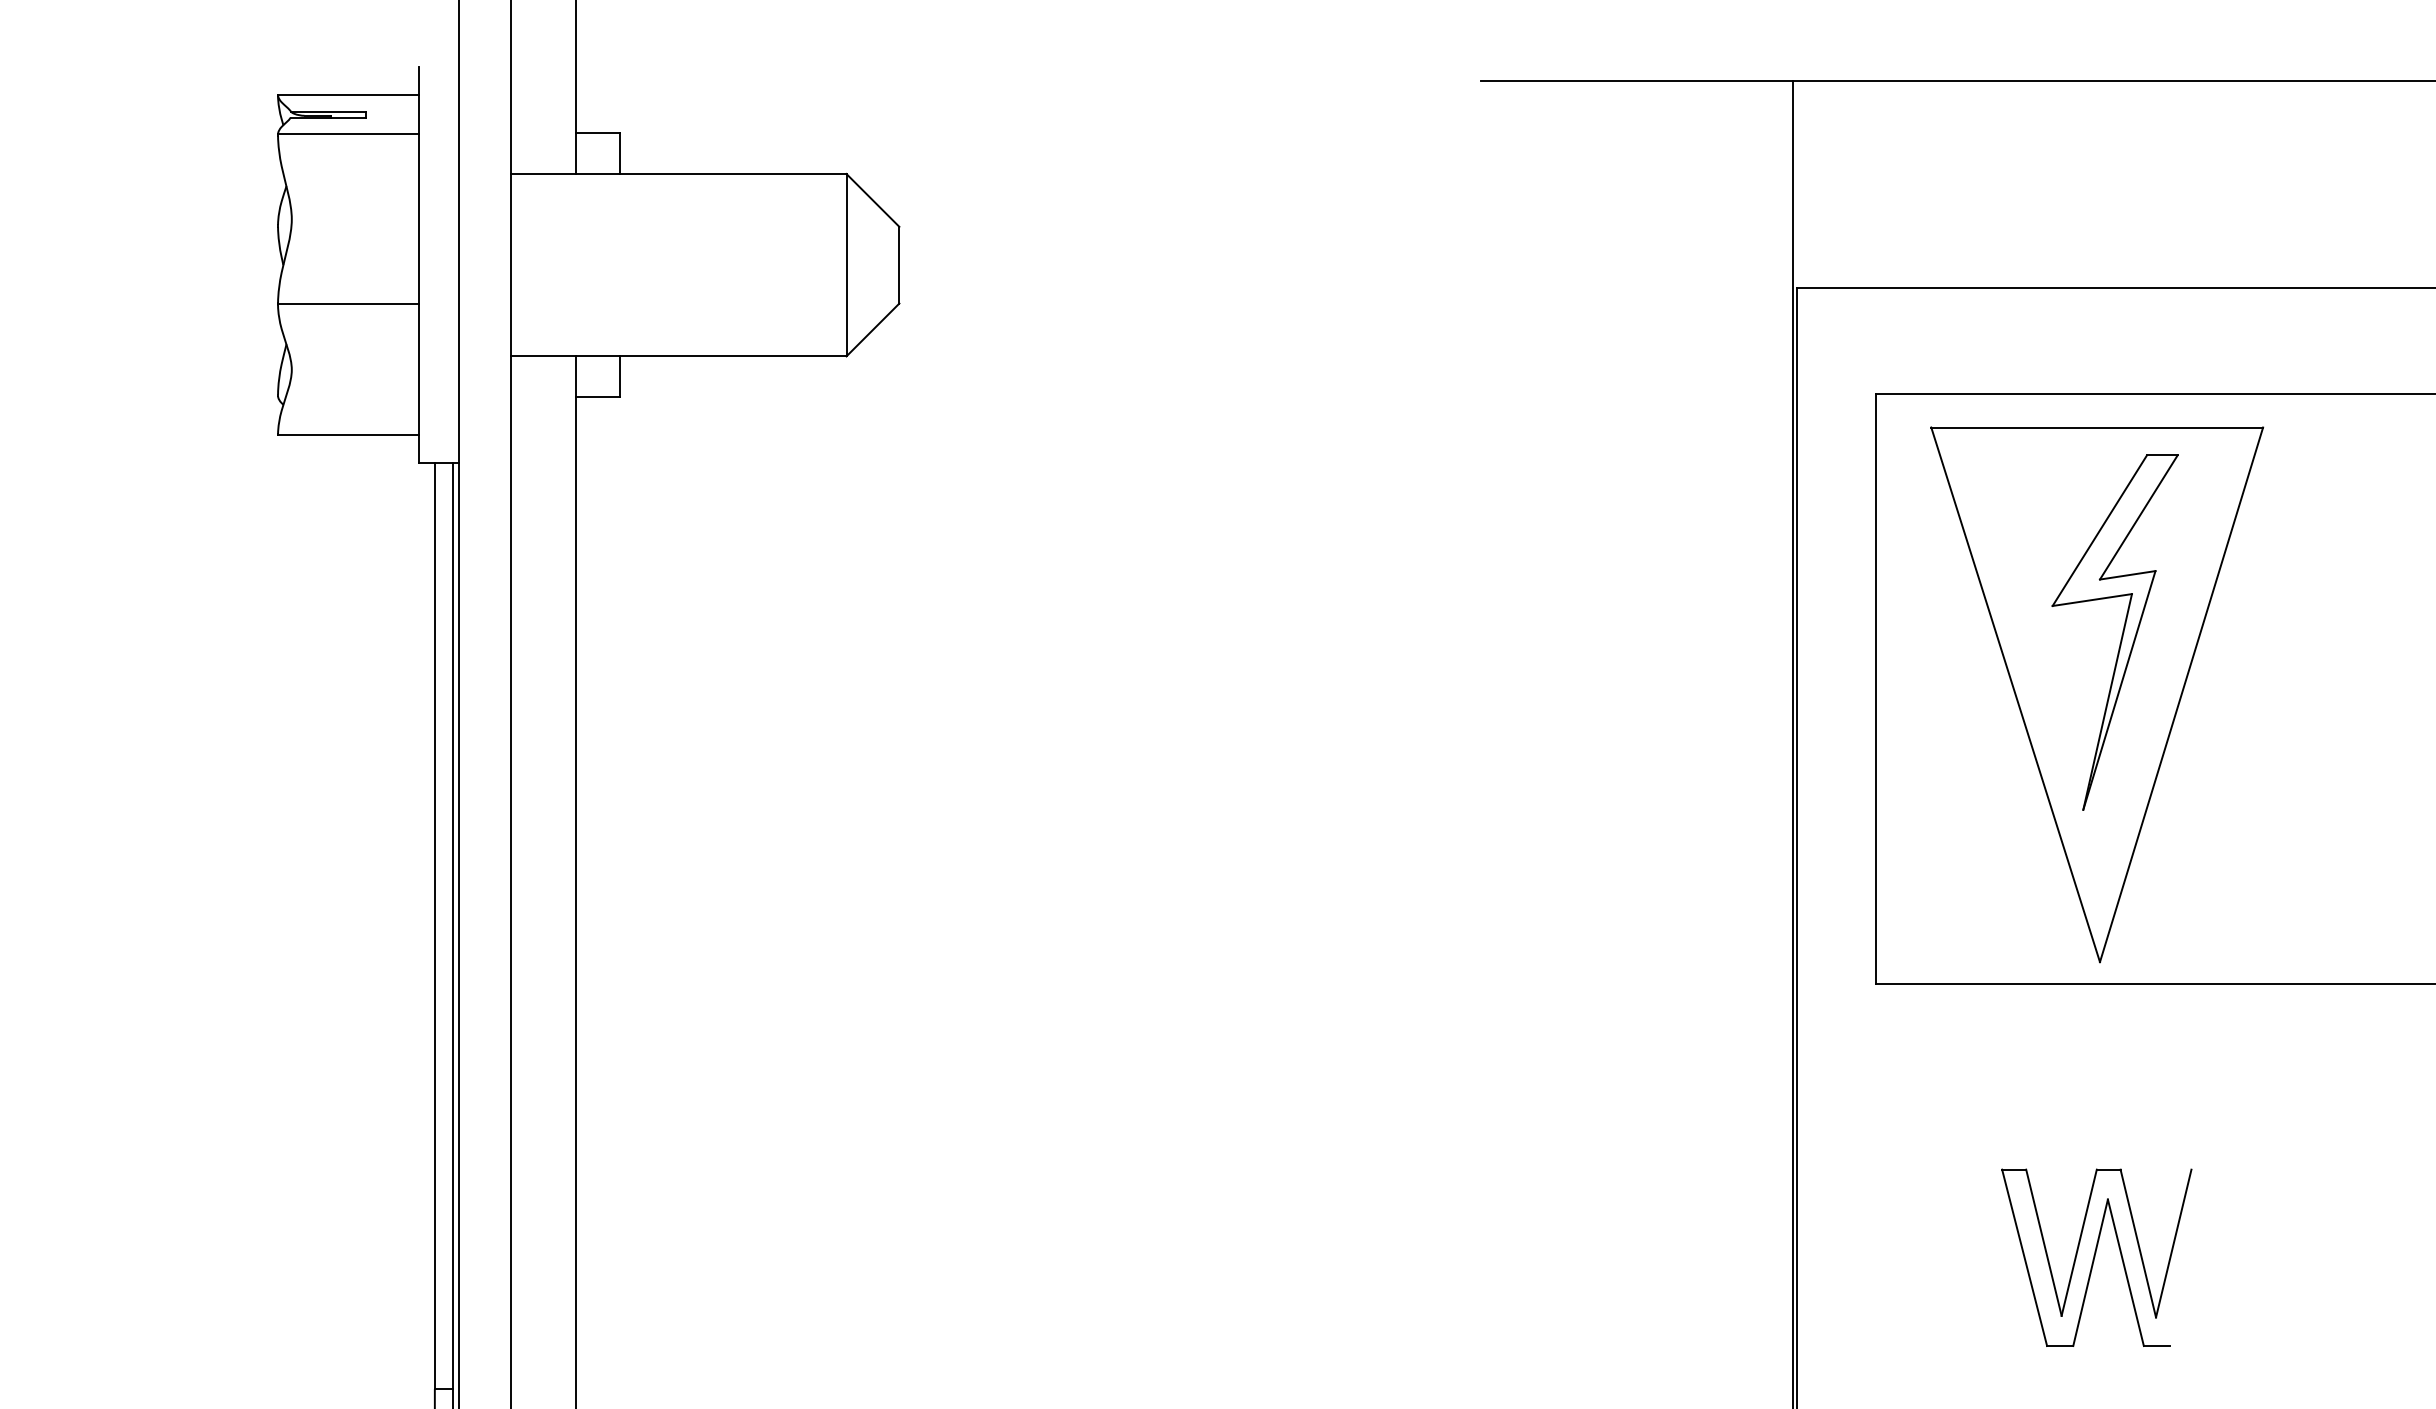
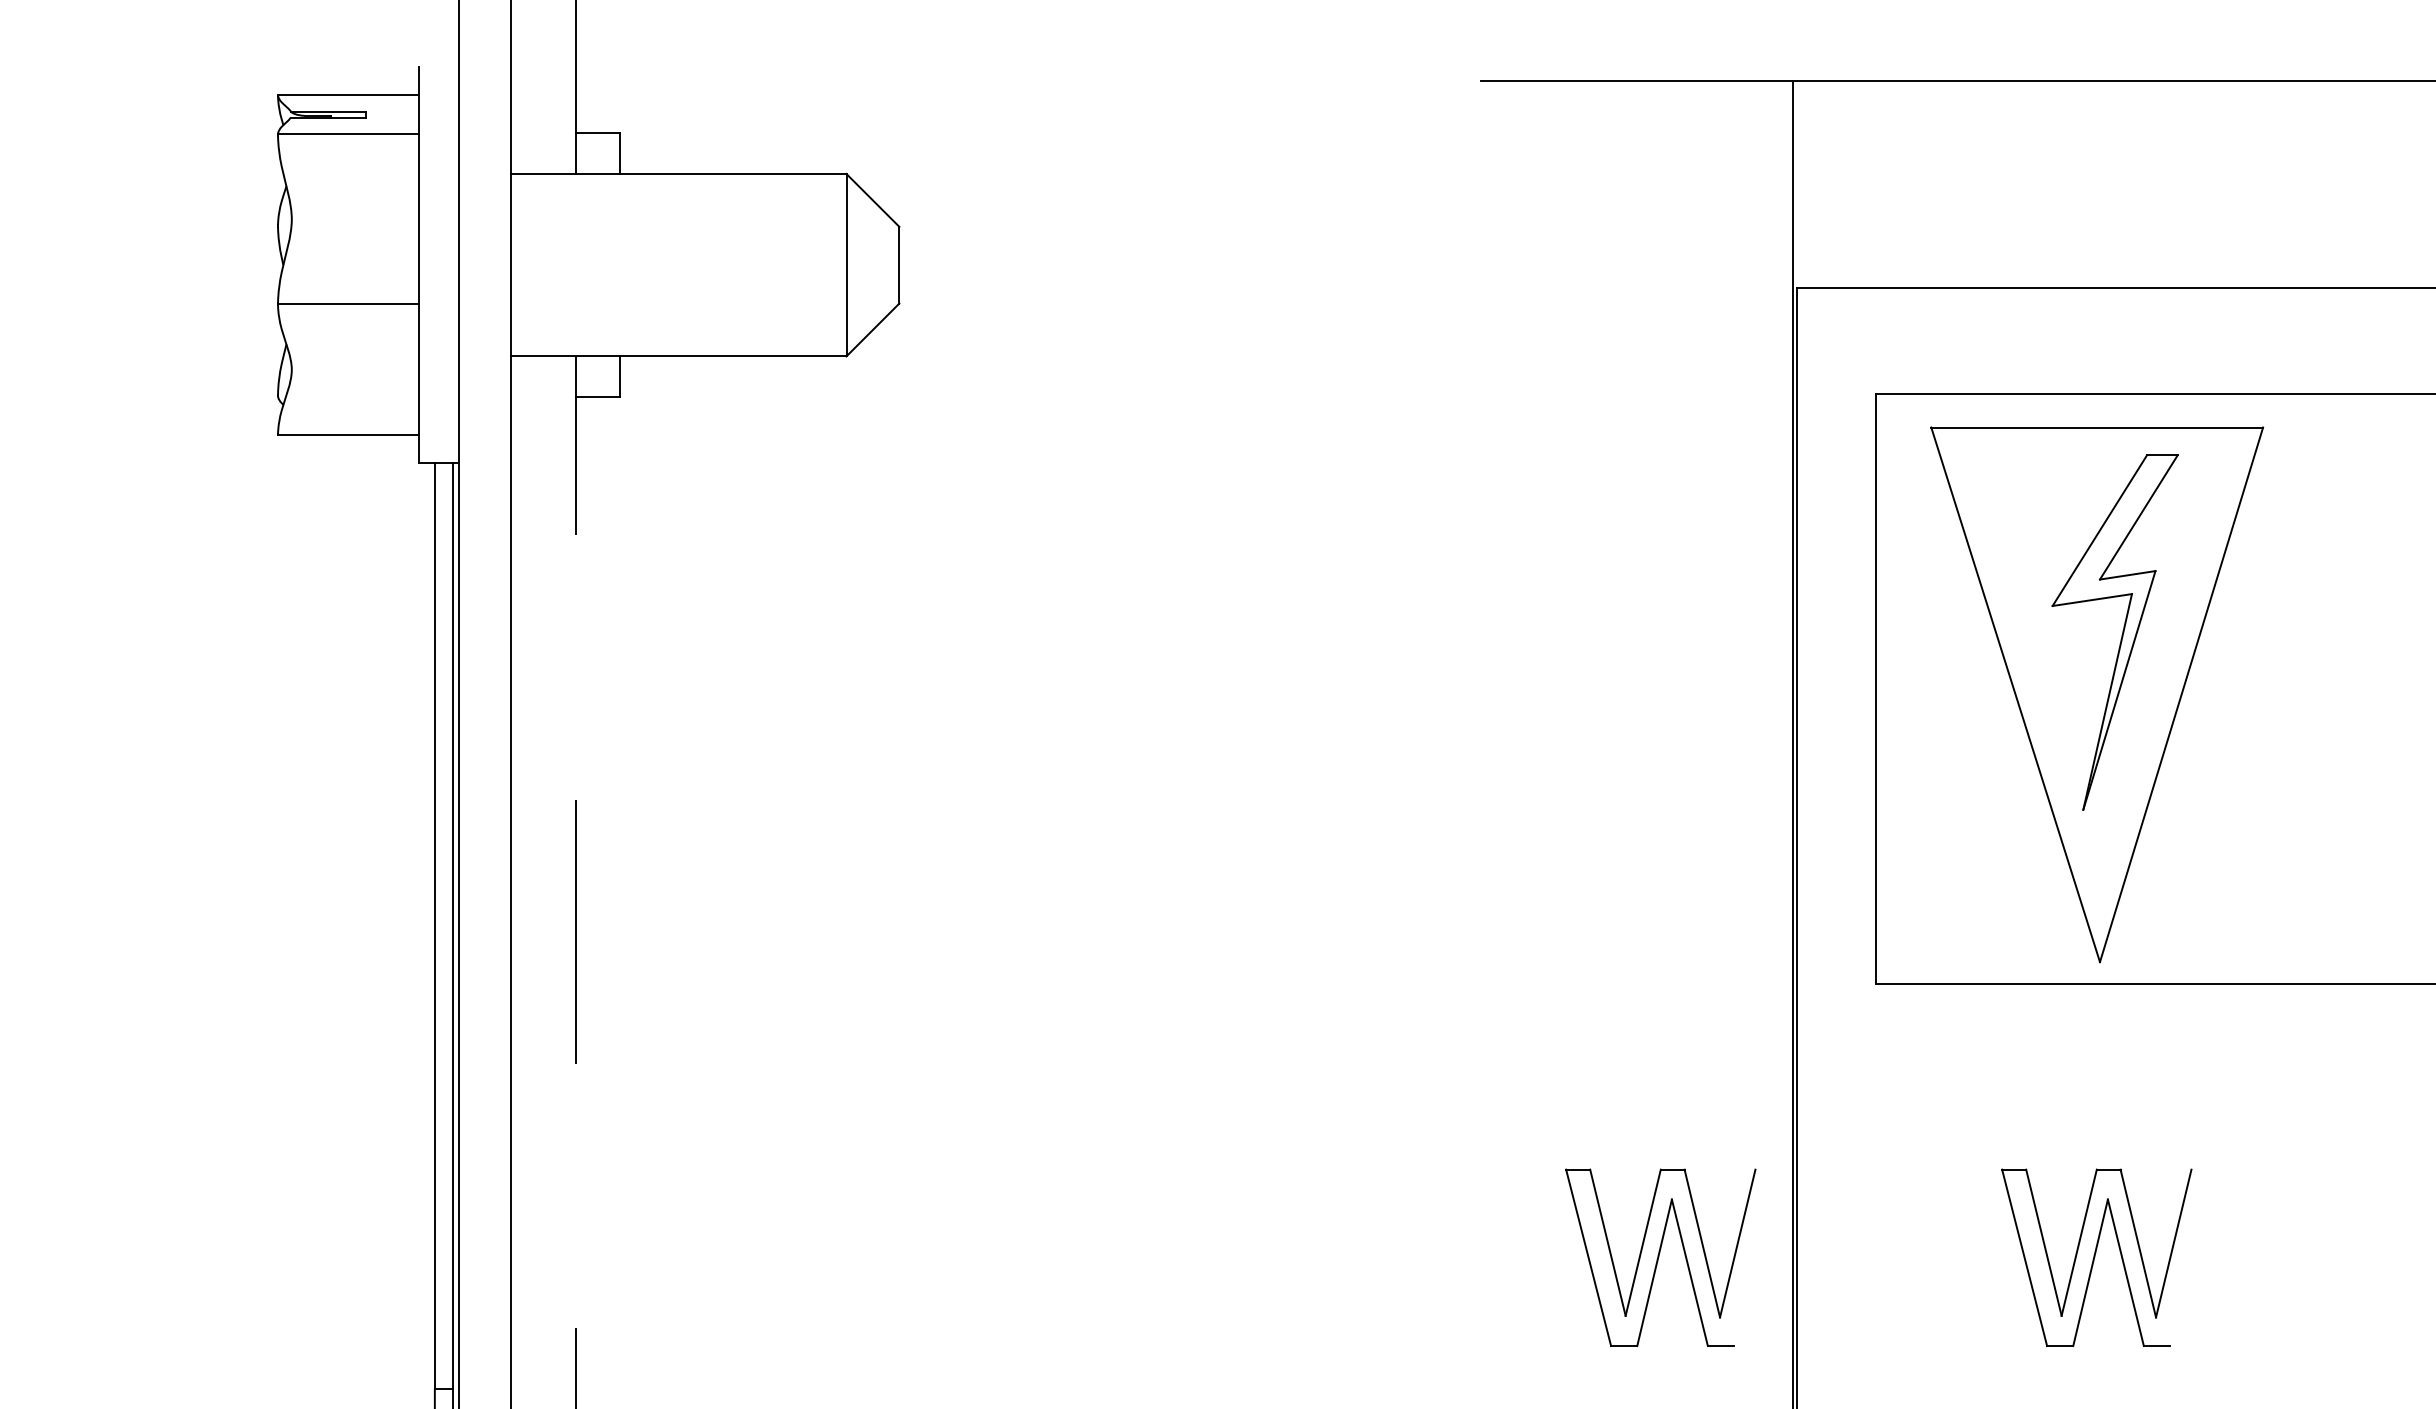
line: solid -> dashed (576, 881)
part: none -> present (1660, 1257)
